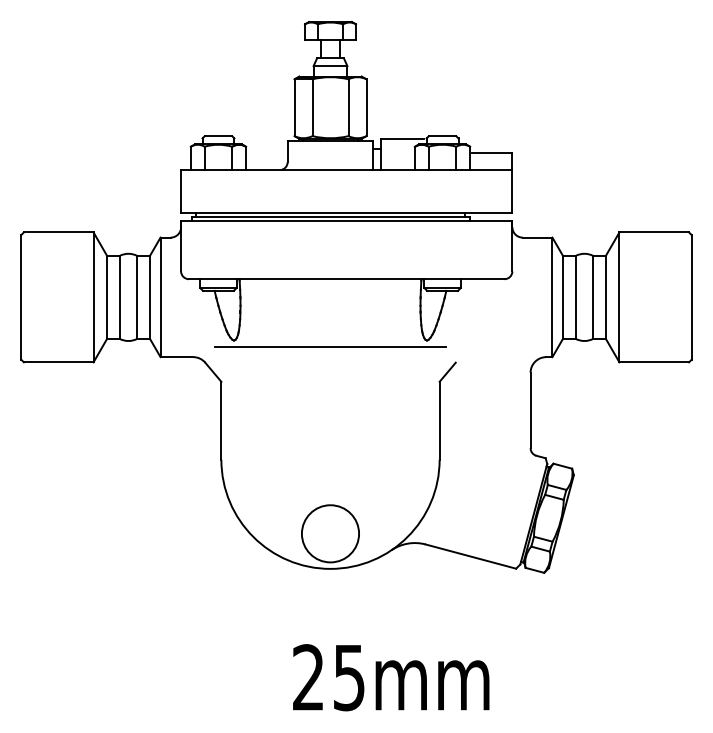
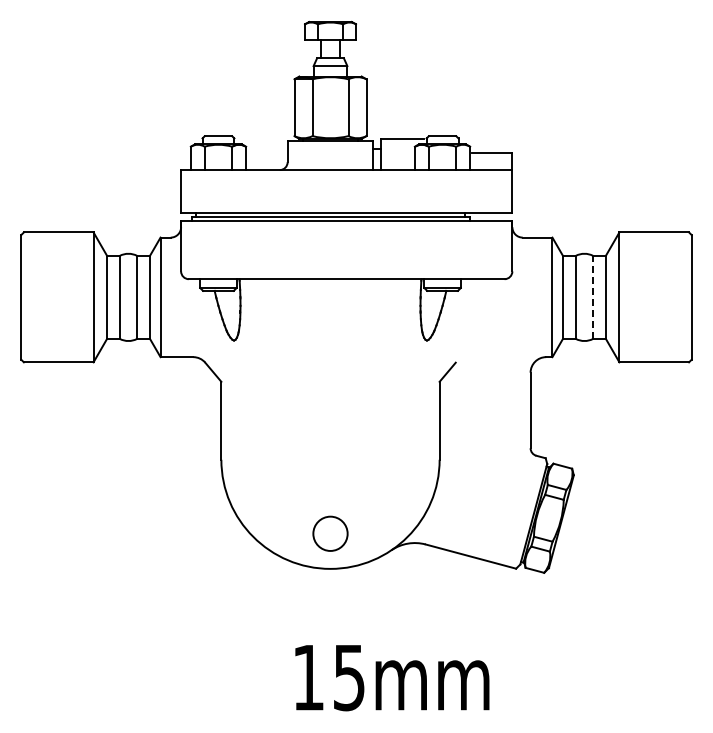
line: solid -> dashed (593, 297)
line: present -> none (330, 346)
circle diameter: 57 px -> 34 px (330, 533)
text: 25mm -> 15mm (308, 677)
